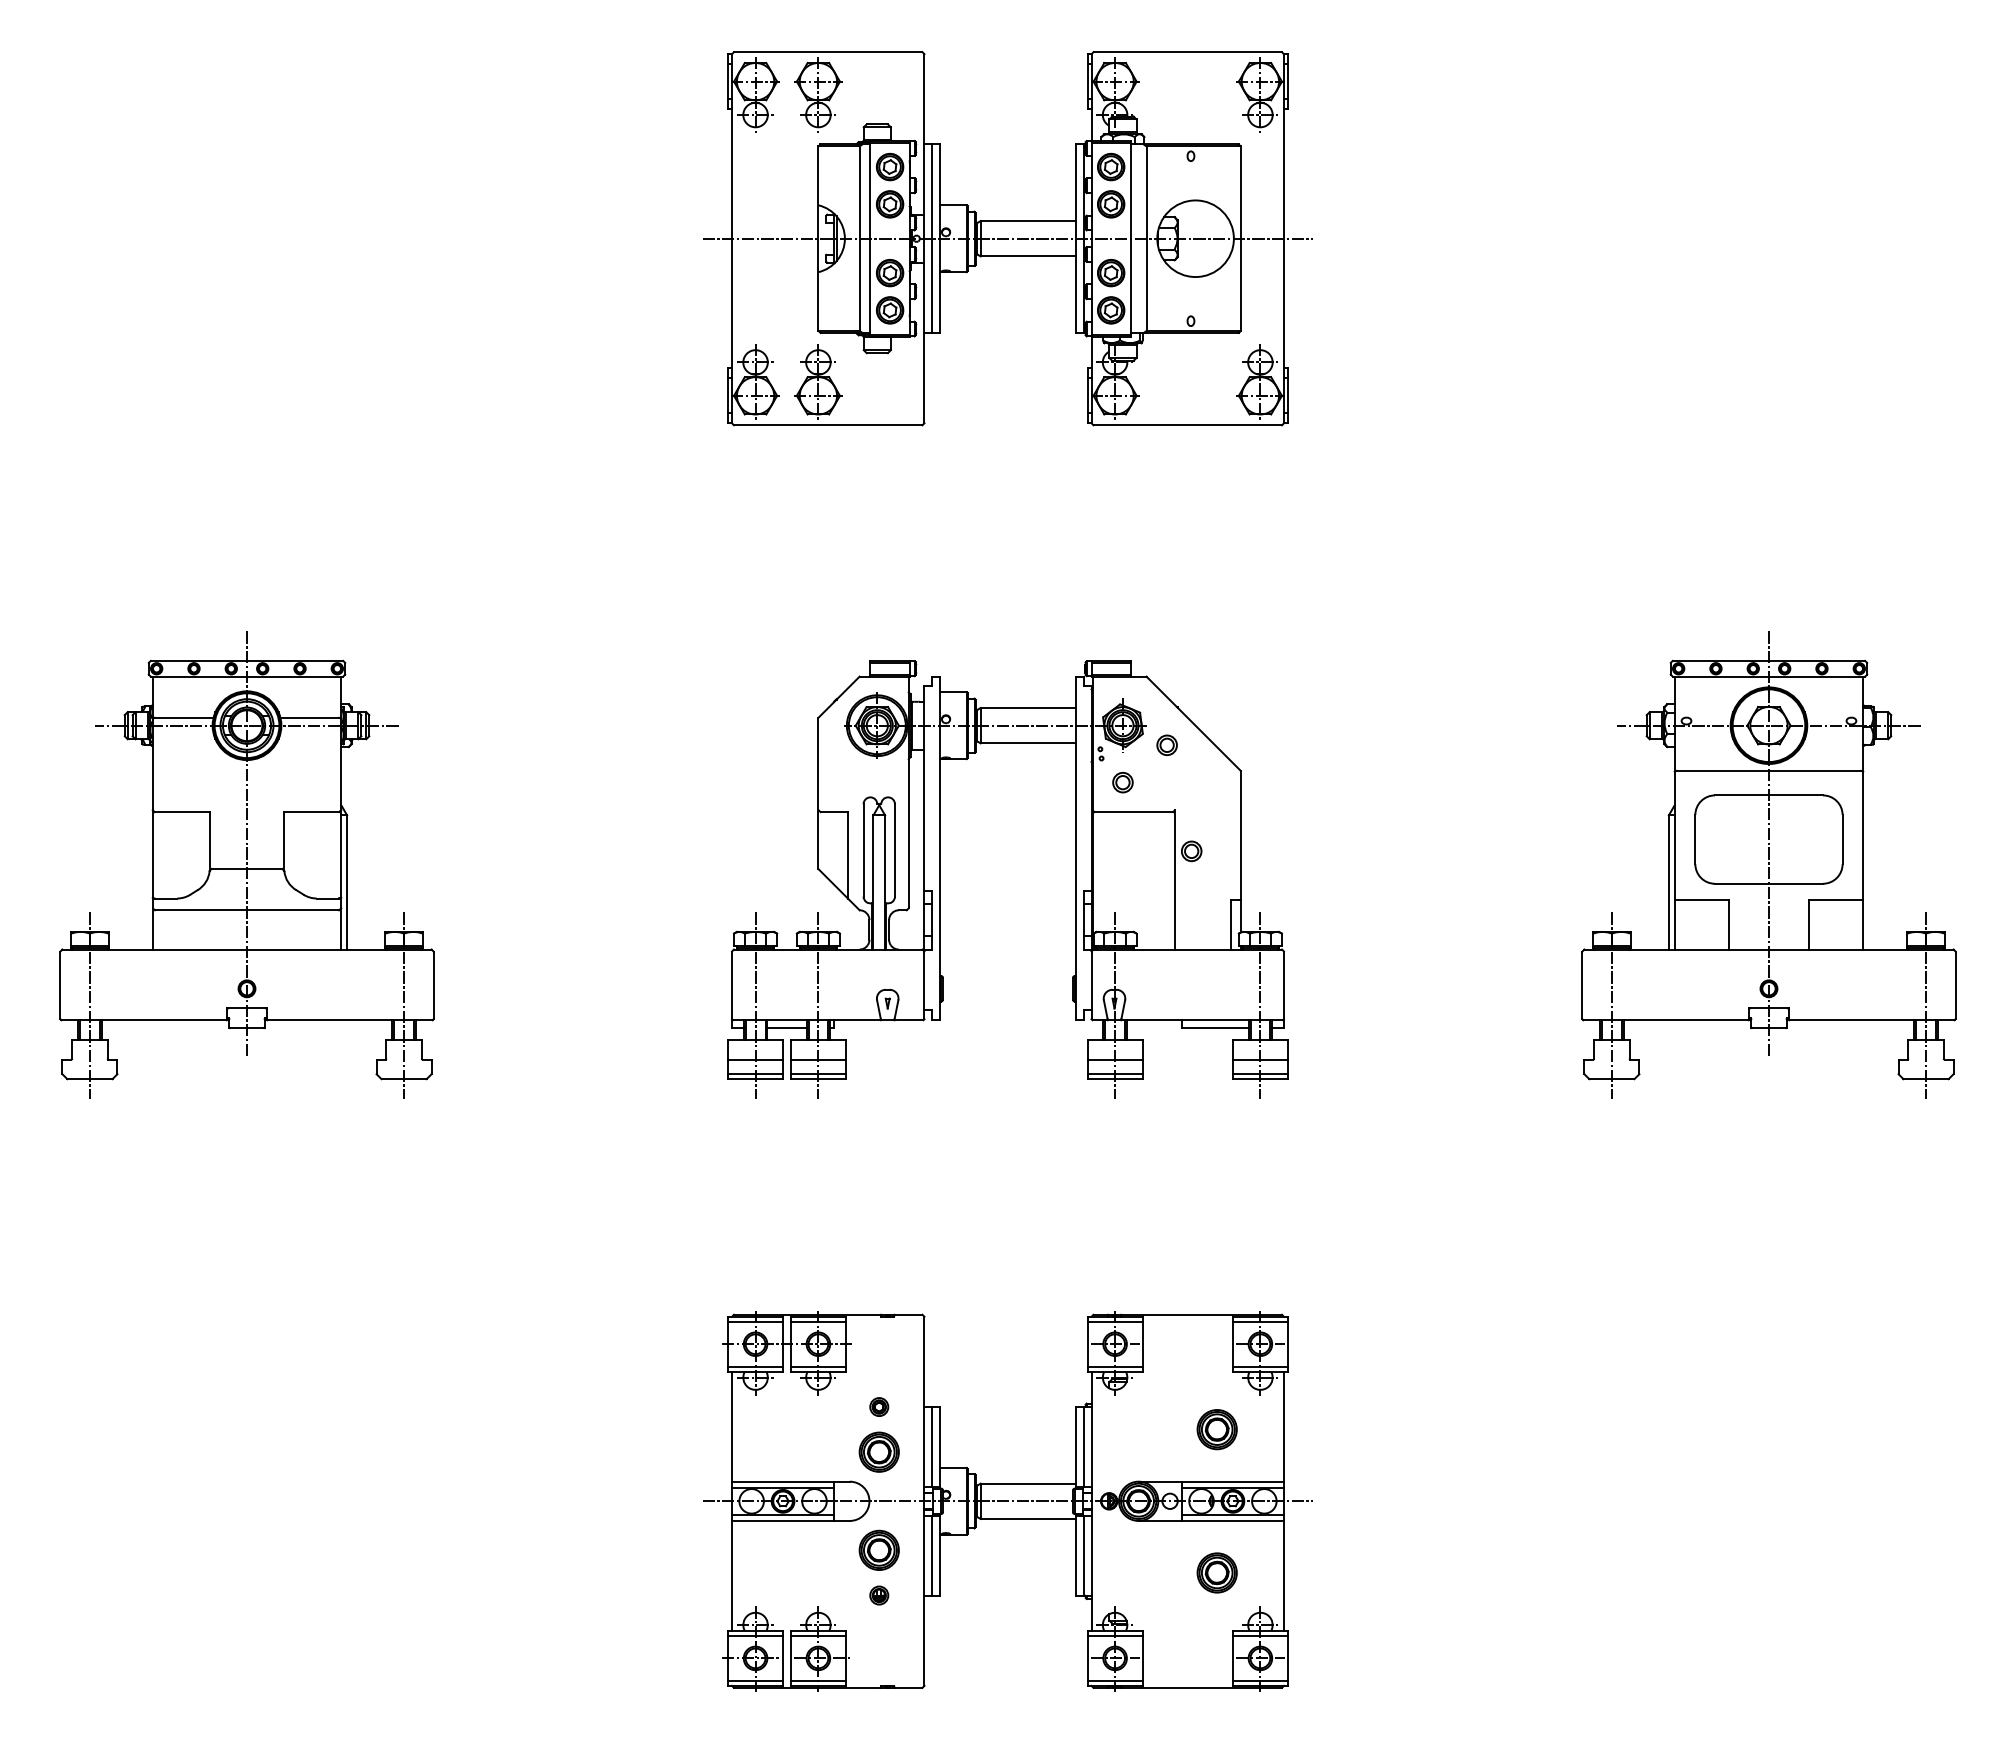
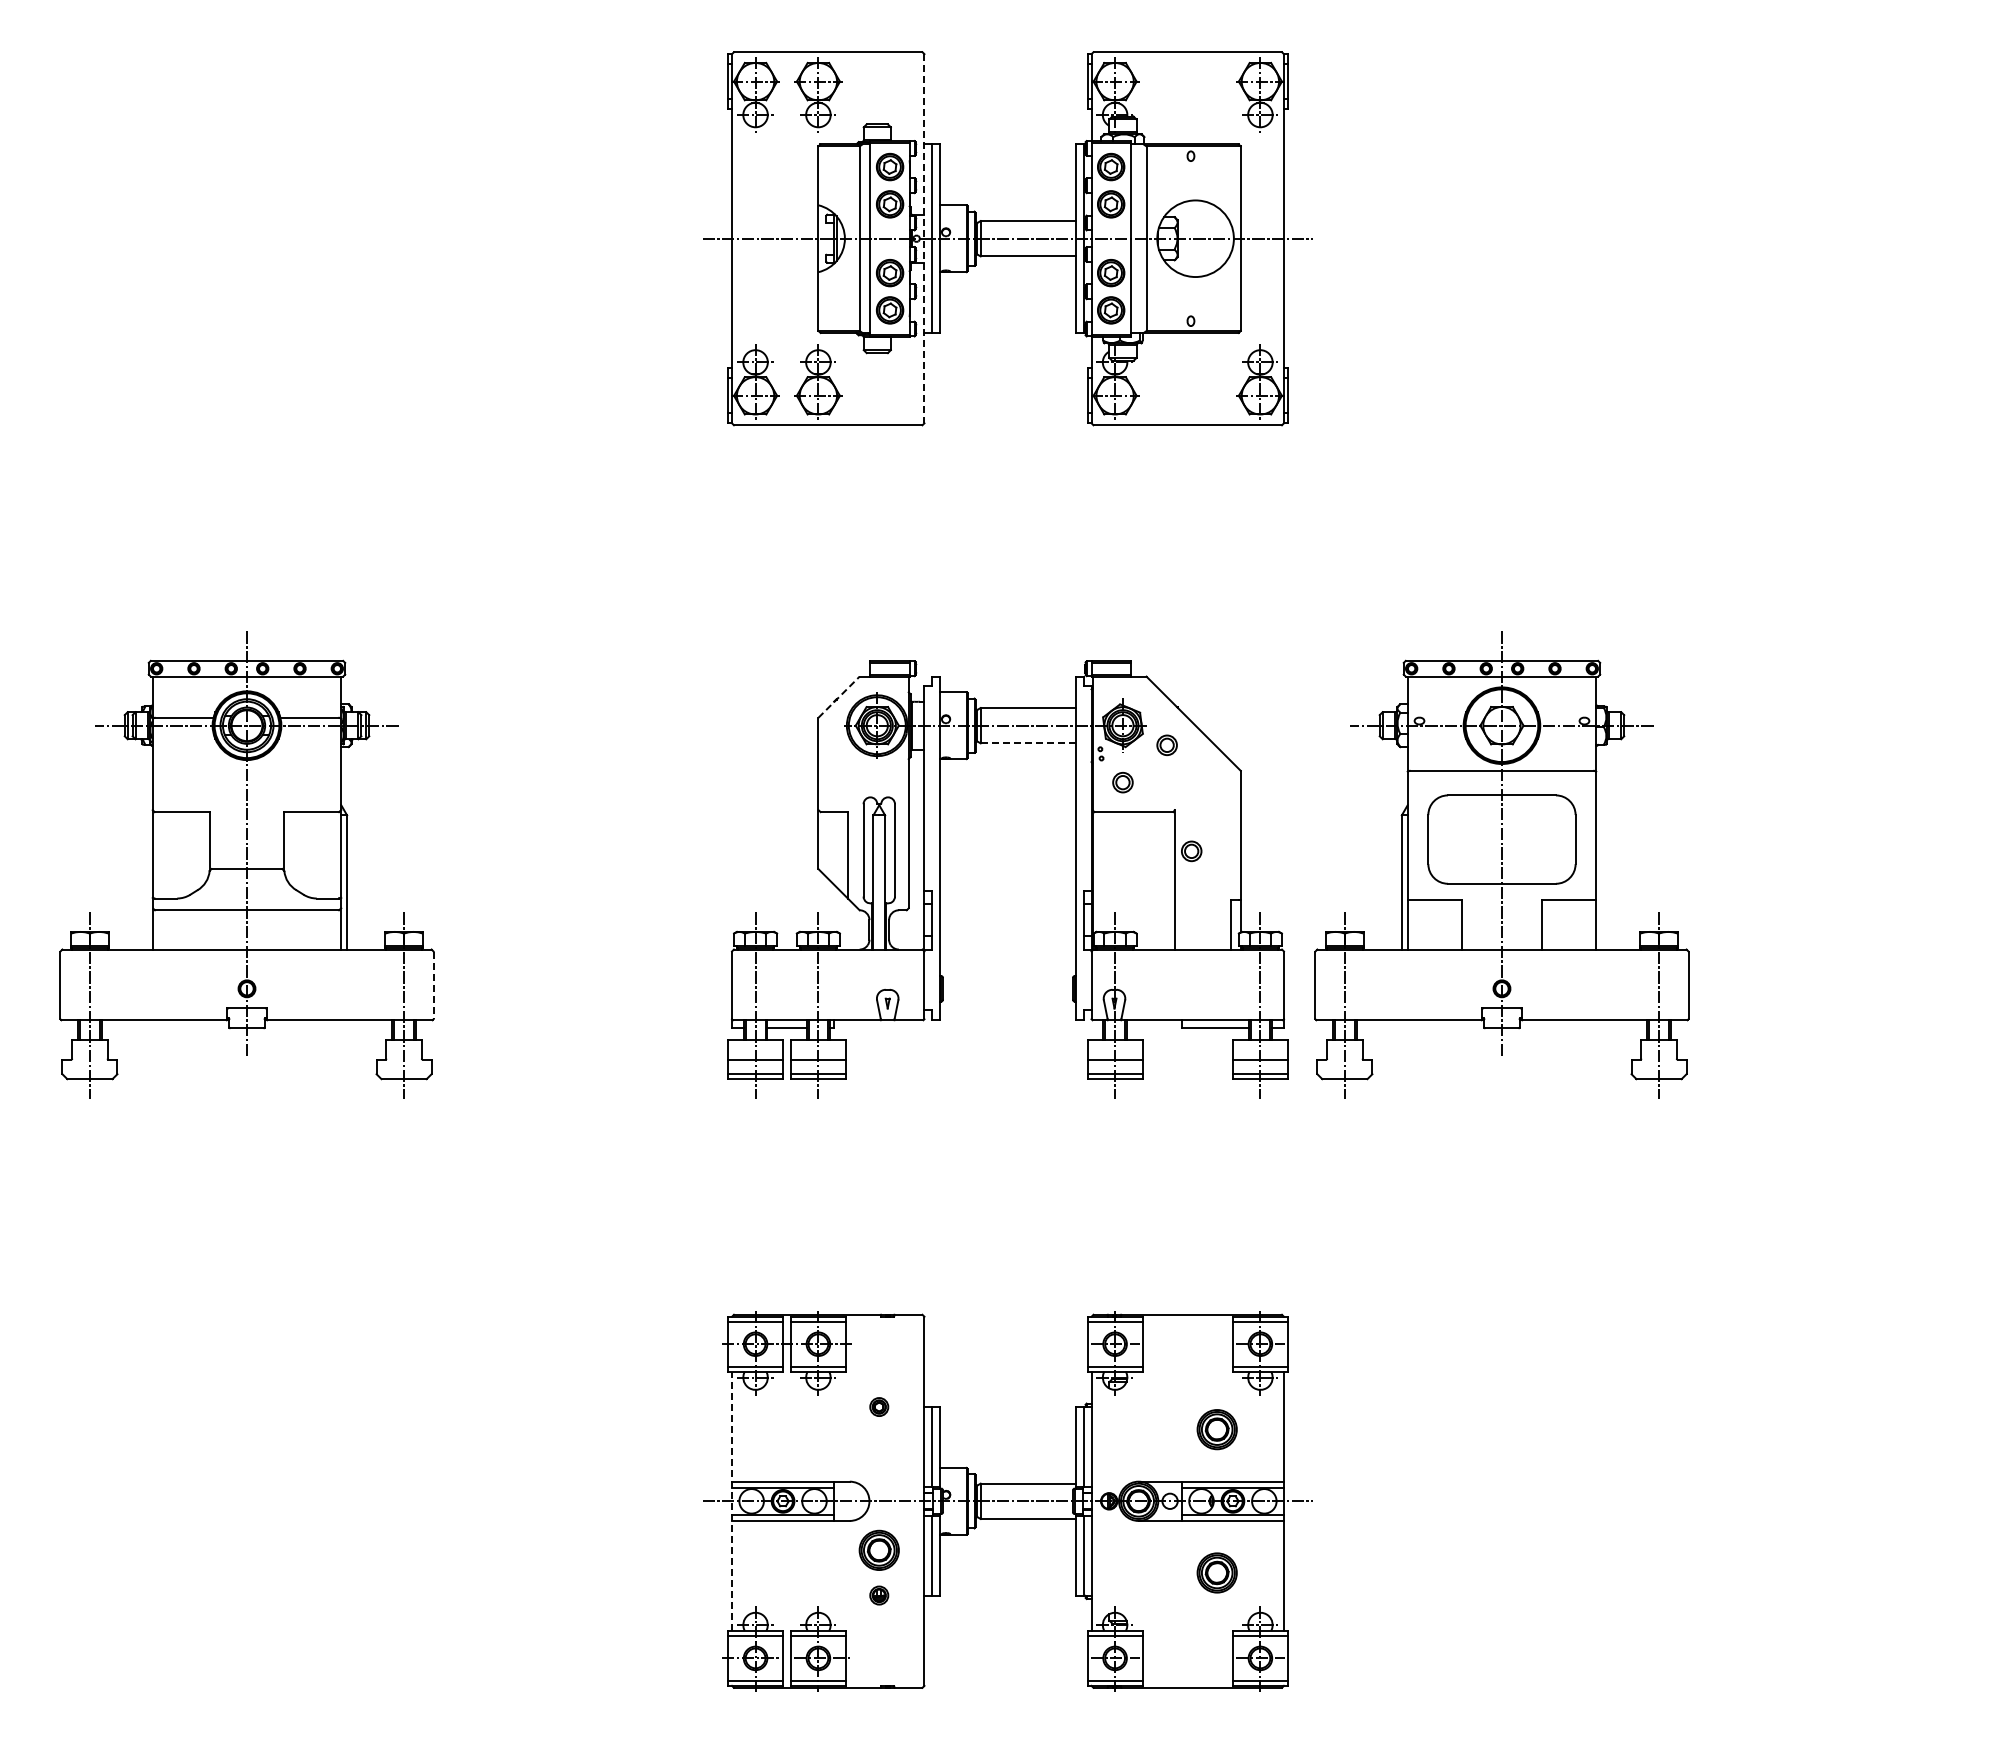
line: solid -> dashed (924, 238)
line: solid -> dashed (839, 696)
line: solid -> dashed (1028, 743)
part position: (1768, 864) -> (1501, 864) (1501, 864)
line: solid -> dashed (433, 985)
part: present -> none (878, 1451)
line: solid -> dashed (732, 1501)
